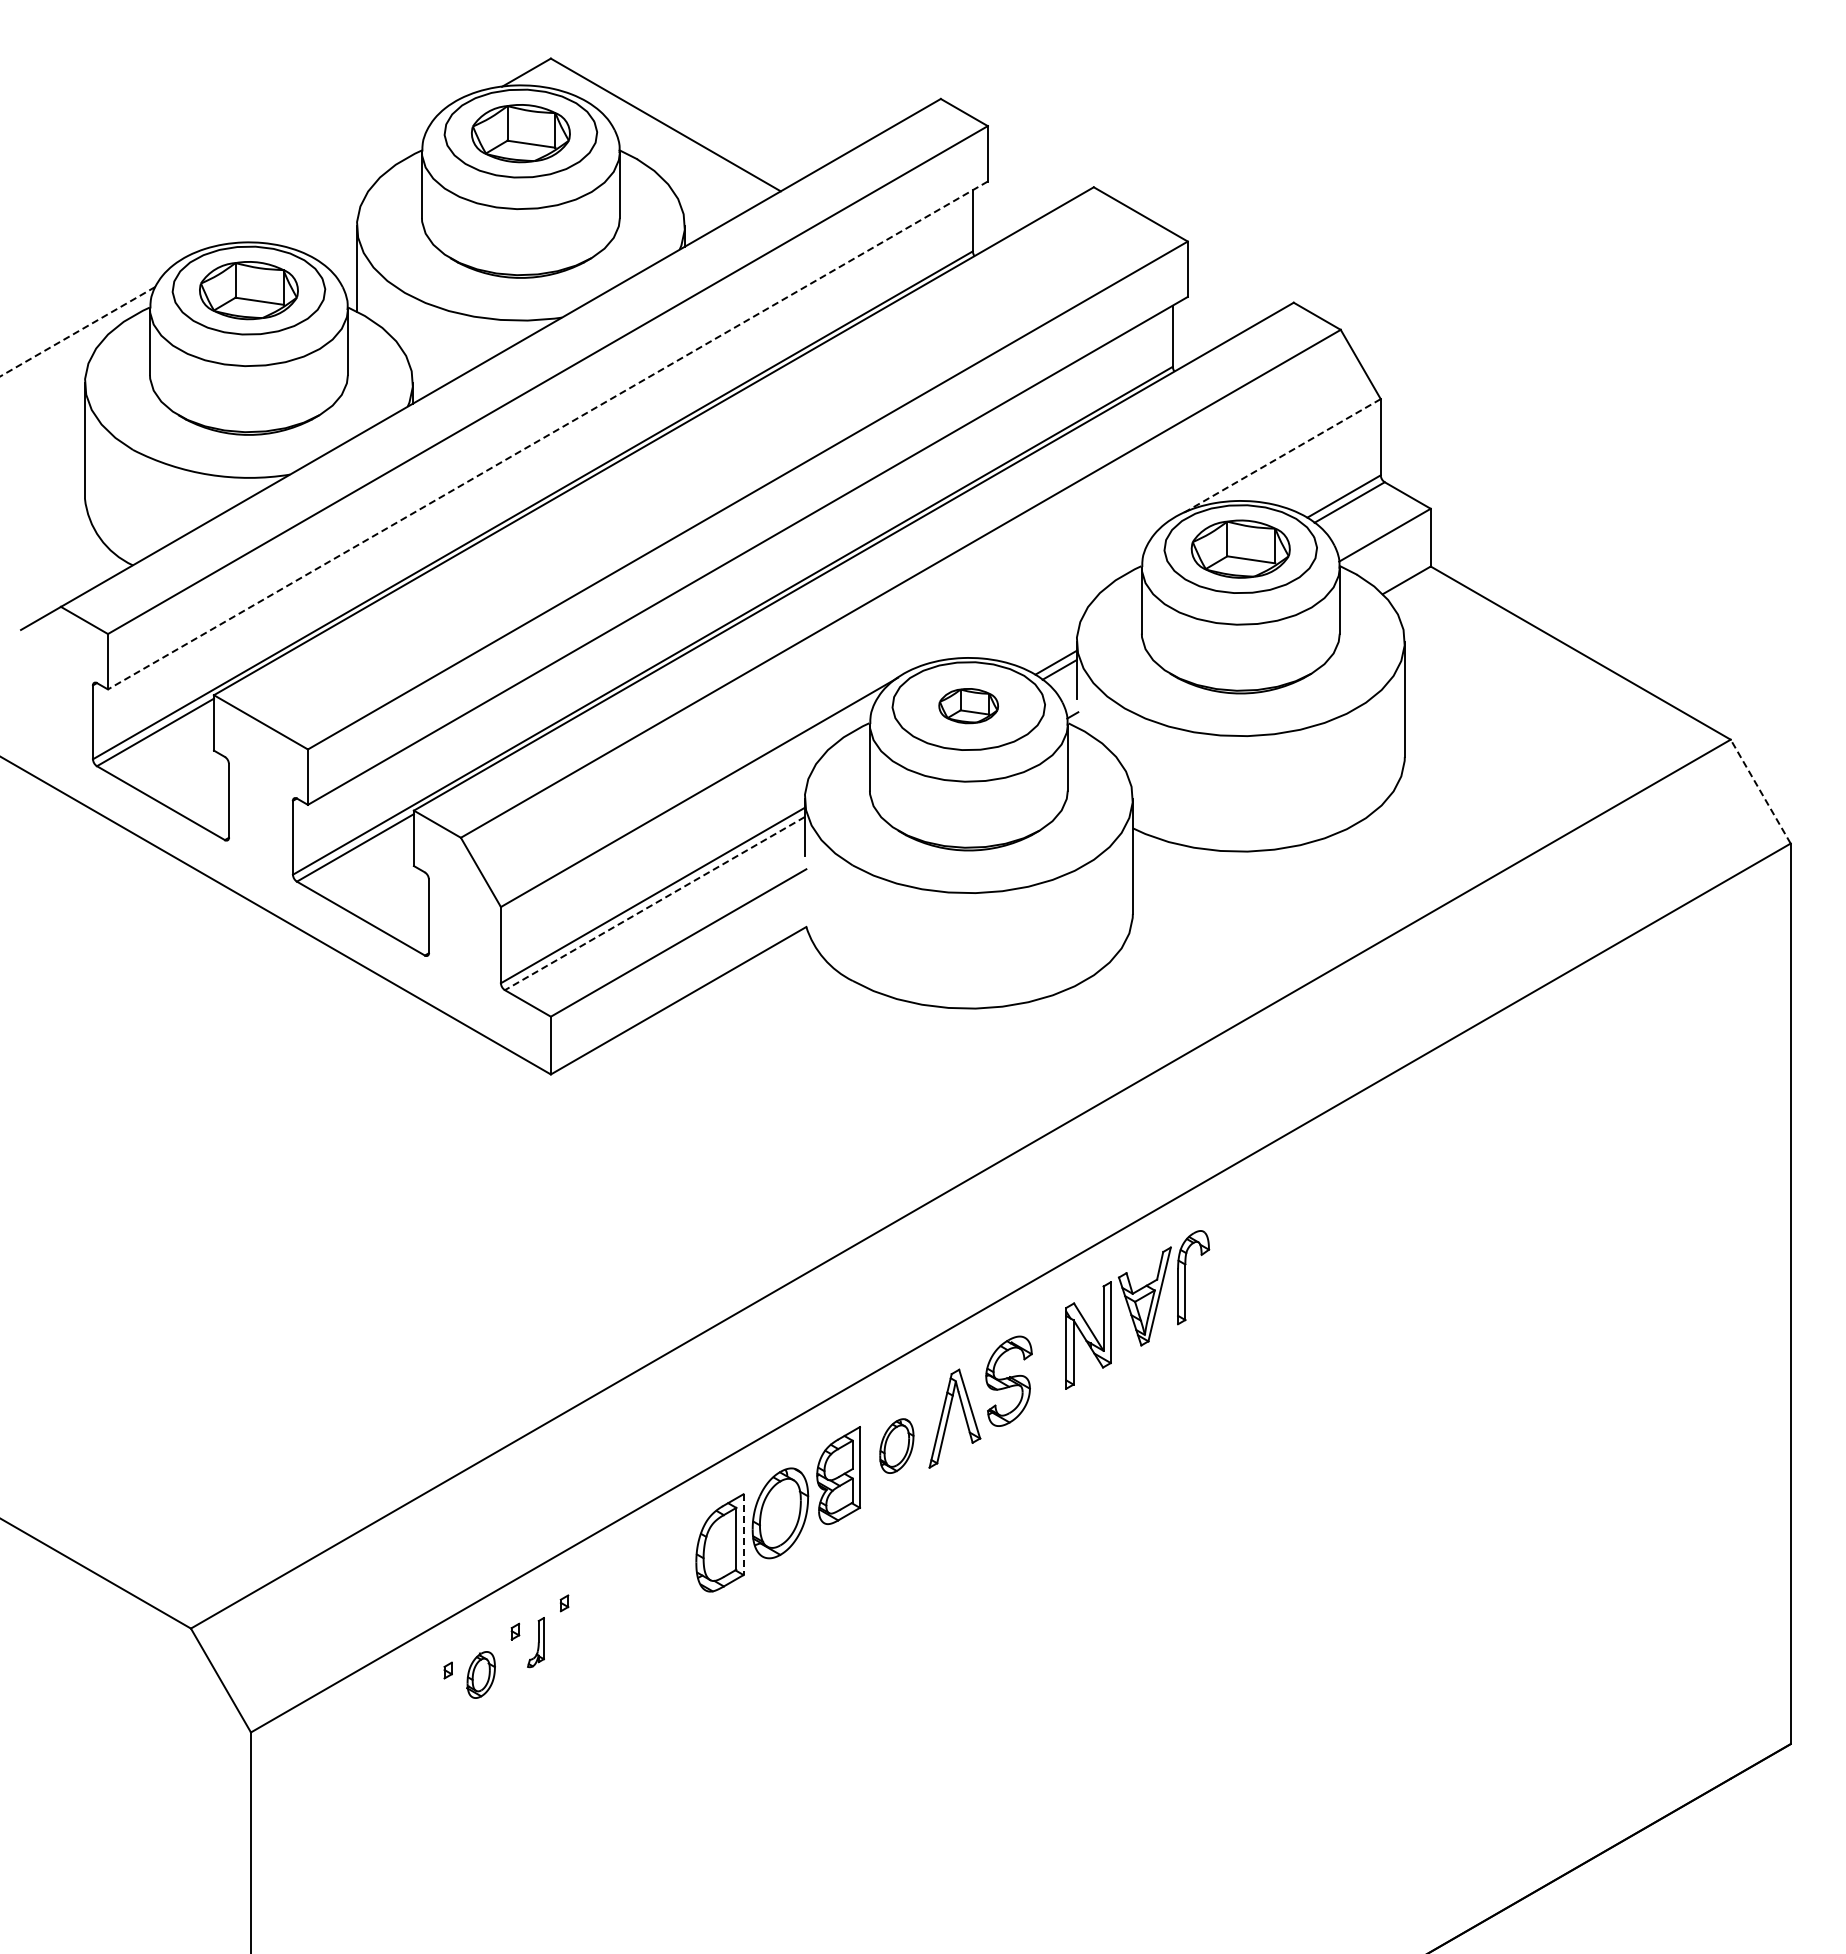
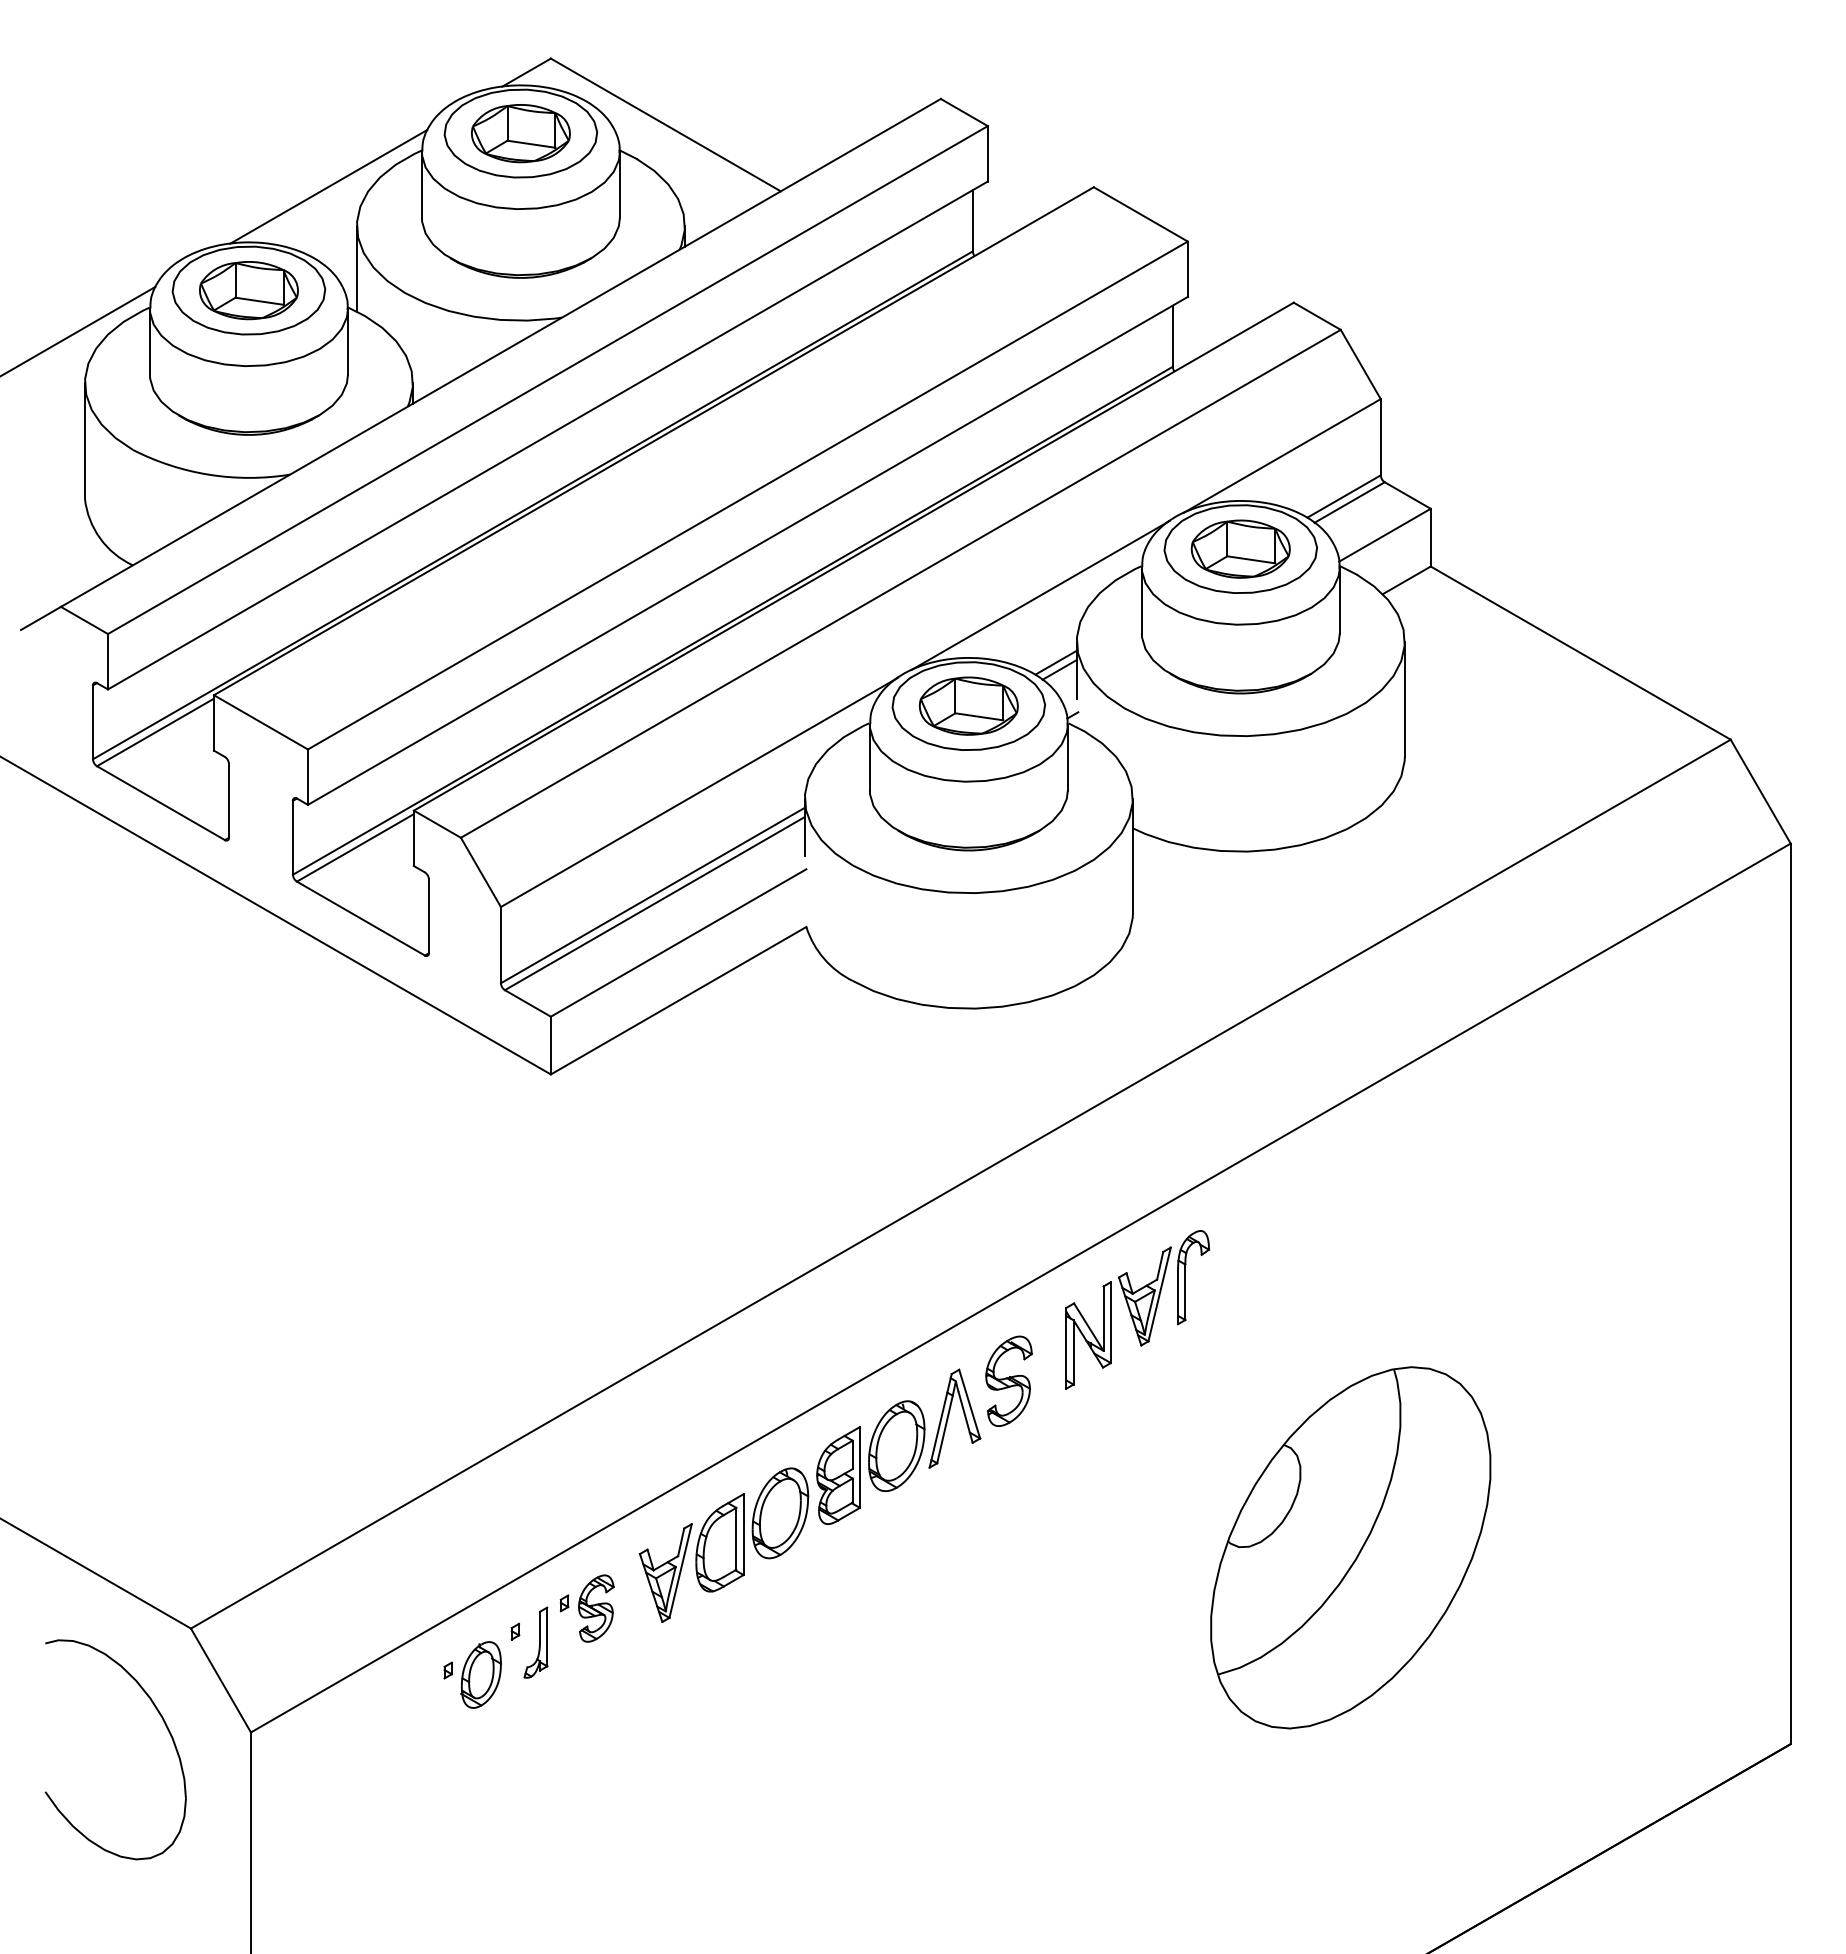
line: none -> present (328, 186)
line: dashed -> solid (77, 331)
line: dashed -> solid (547, 435)
line: dashed -> solid (1282, 456)
line: none -> present (1040, 595)
part size: 61x37 px -> 101x60 px (968, 705)
line: dashed -> solid (1760, 791)
line: dashed -> solid (654, 903)
part size: 36x56 px -> 58x92 px (896, 1445)
line: dashed -> solid (743, 1535)
part: none -> present (1350, 1547)
part: none -> present (665, 1572)
part: none -> present (596, 1608)
part size: 18x52 px -> 26x73 px (535, 1642)
part size: 30x48 px -> 42x68 px (480, 1674)
part: none -> present (164, 1724)
